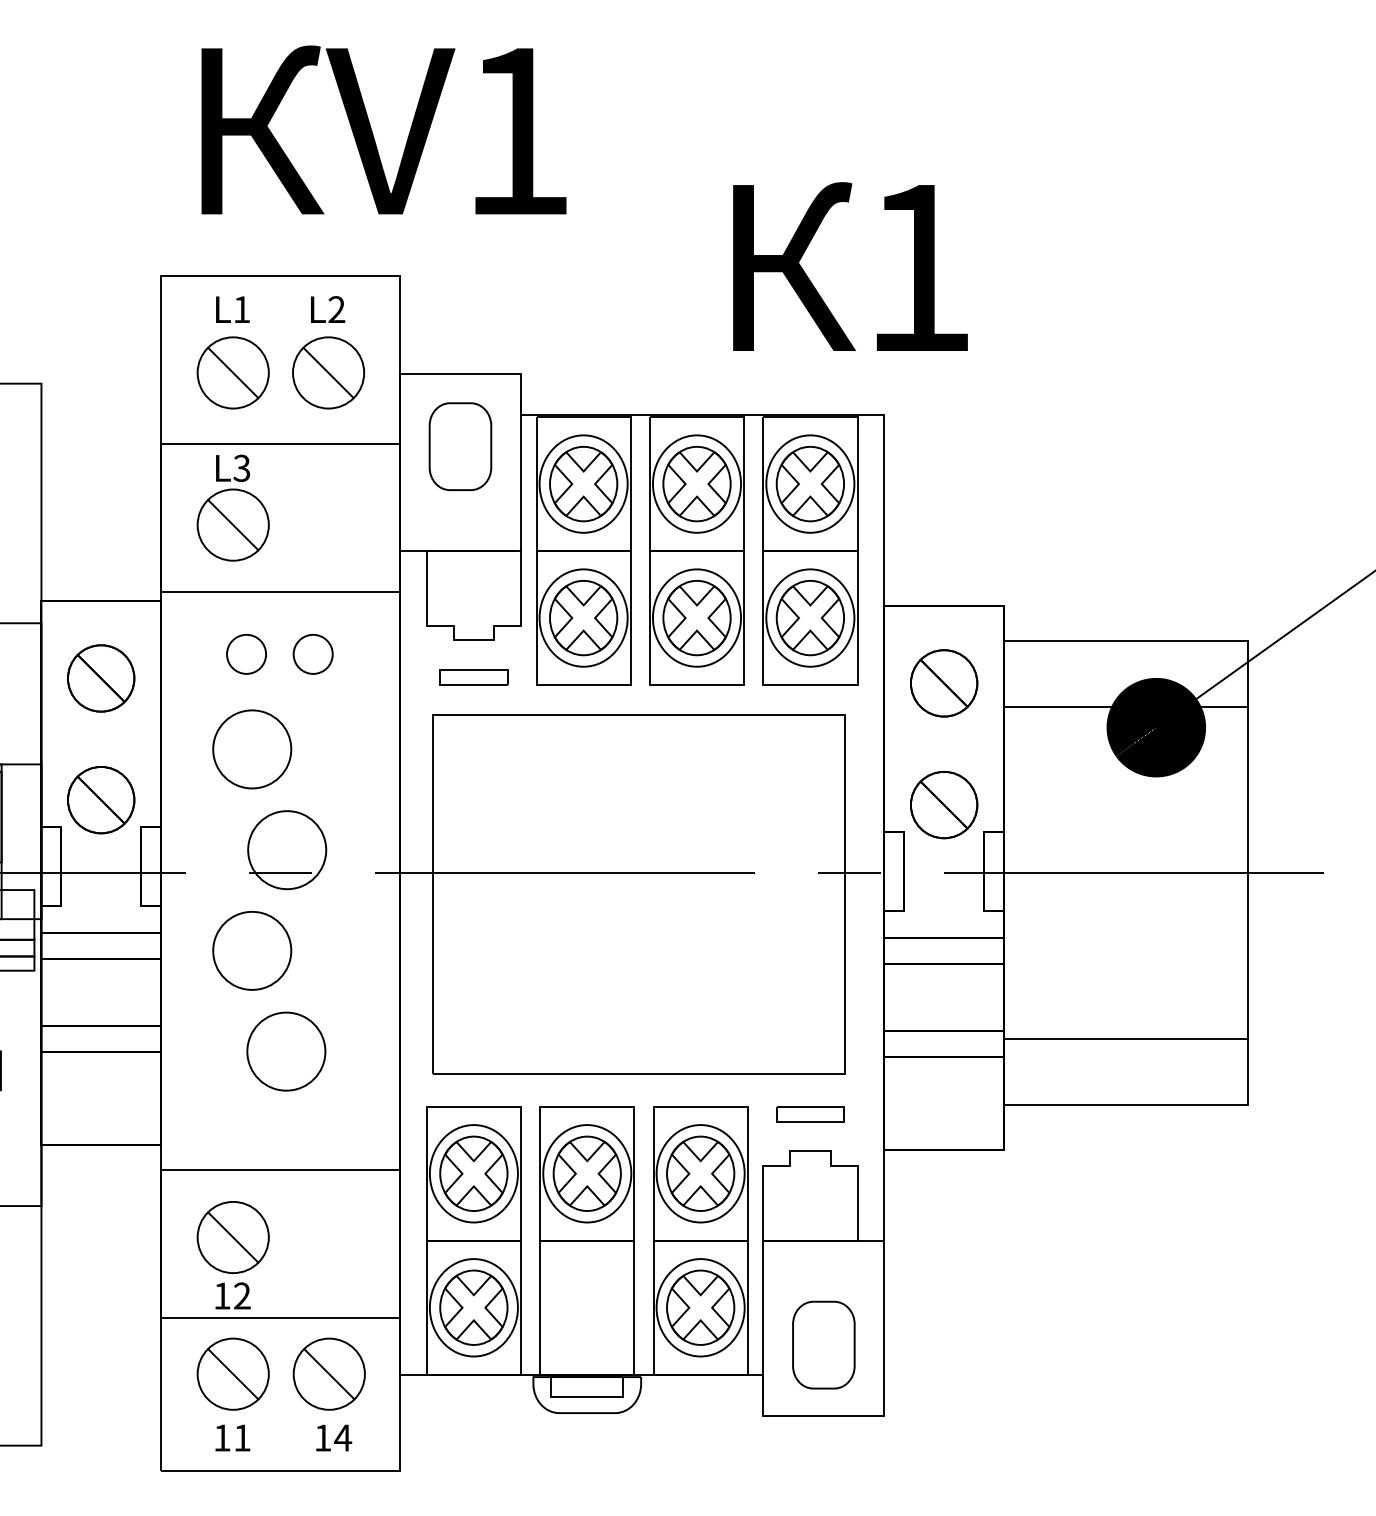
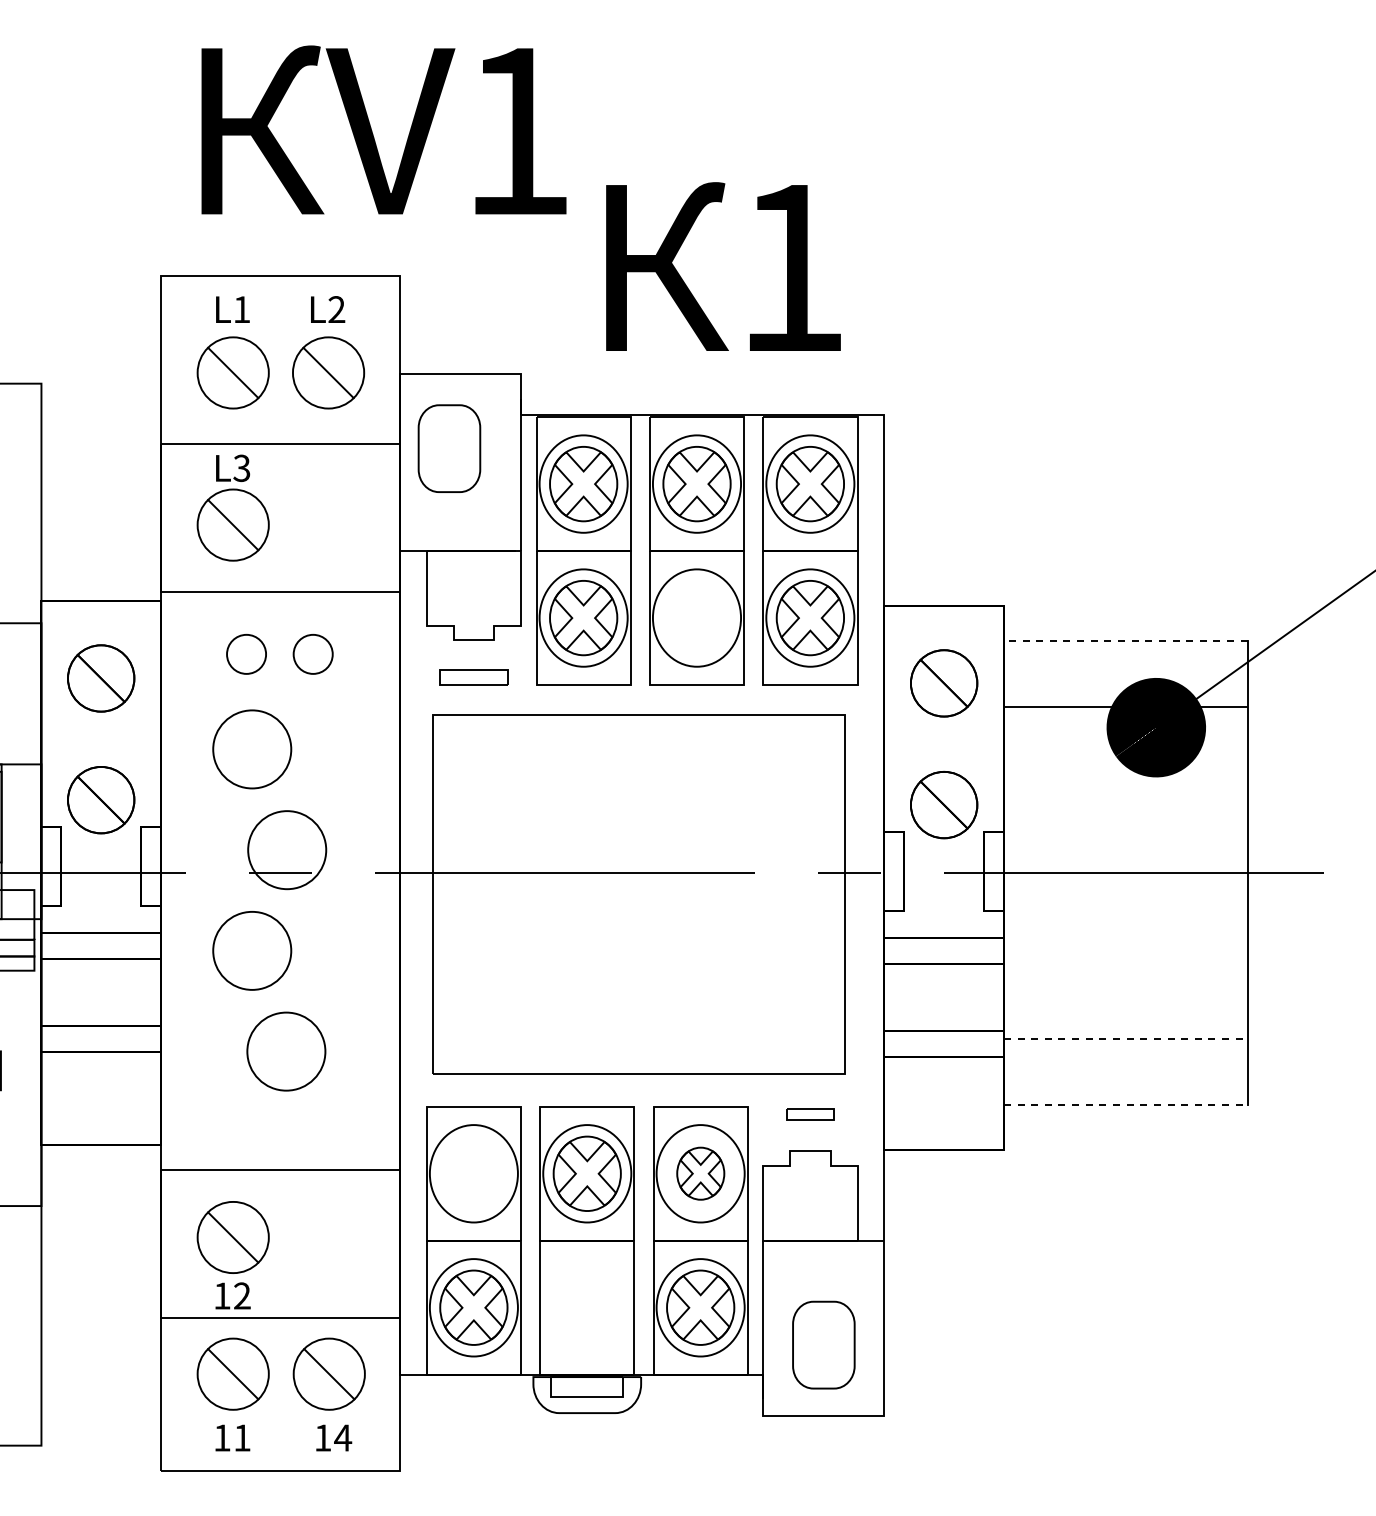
text position: (850, 266) -> (723, 266) (723, 266)
part position: (460, 446) -> (449, 448) (449, 448)
part: present -> none (696, 618)
line: solid -> dashed (1125, 640)
line: solid -> dashed (1125, 1039)
line: solid -> dashed (1125, 1105)
part size: 69x17 px -> 49x13 px (810, 1114)
part: present -> none (473, 1173)
part size: 70x77 px -> 50x55 px (700, 1173)
